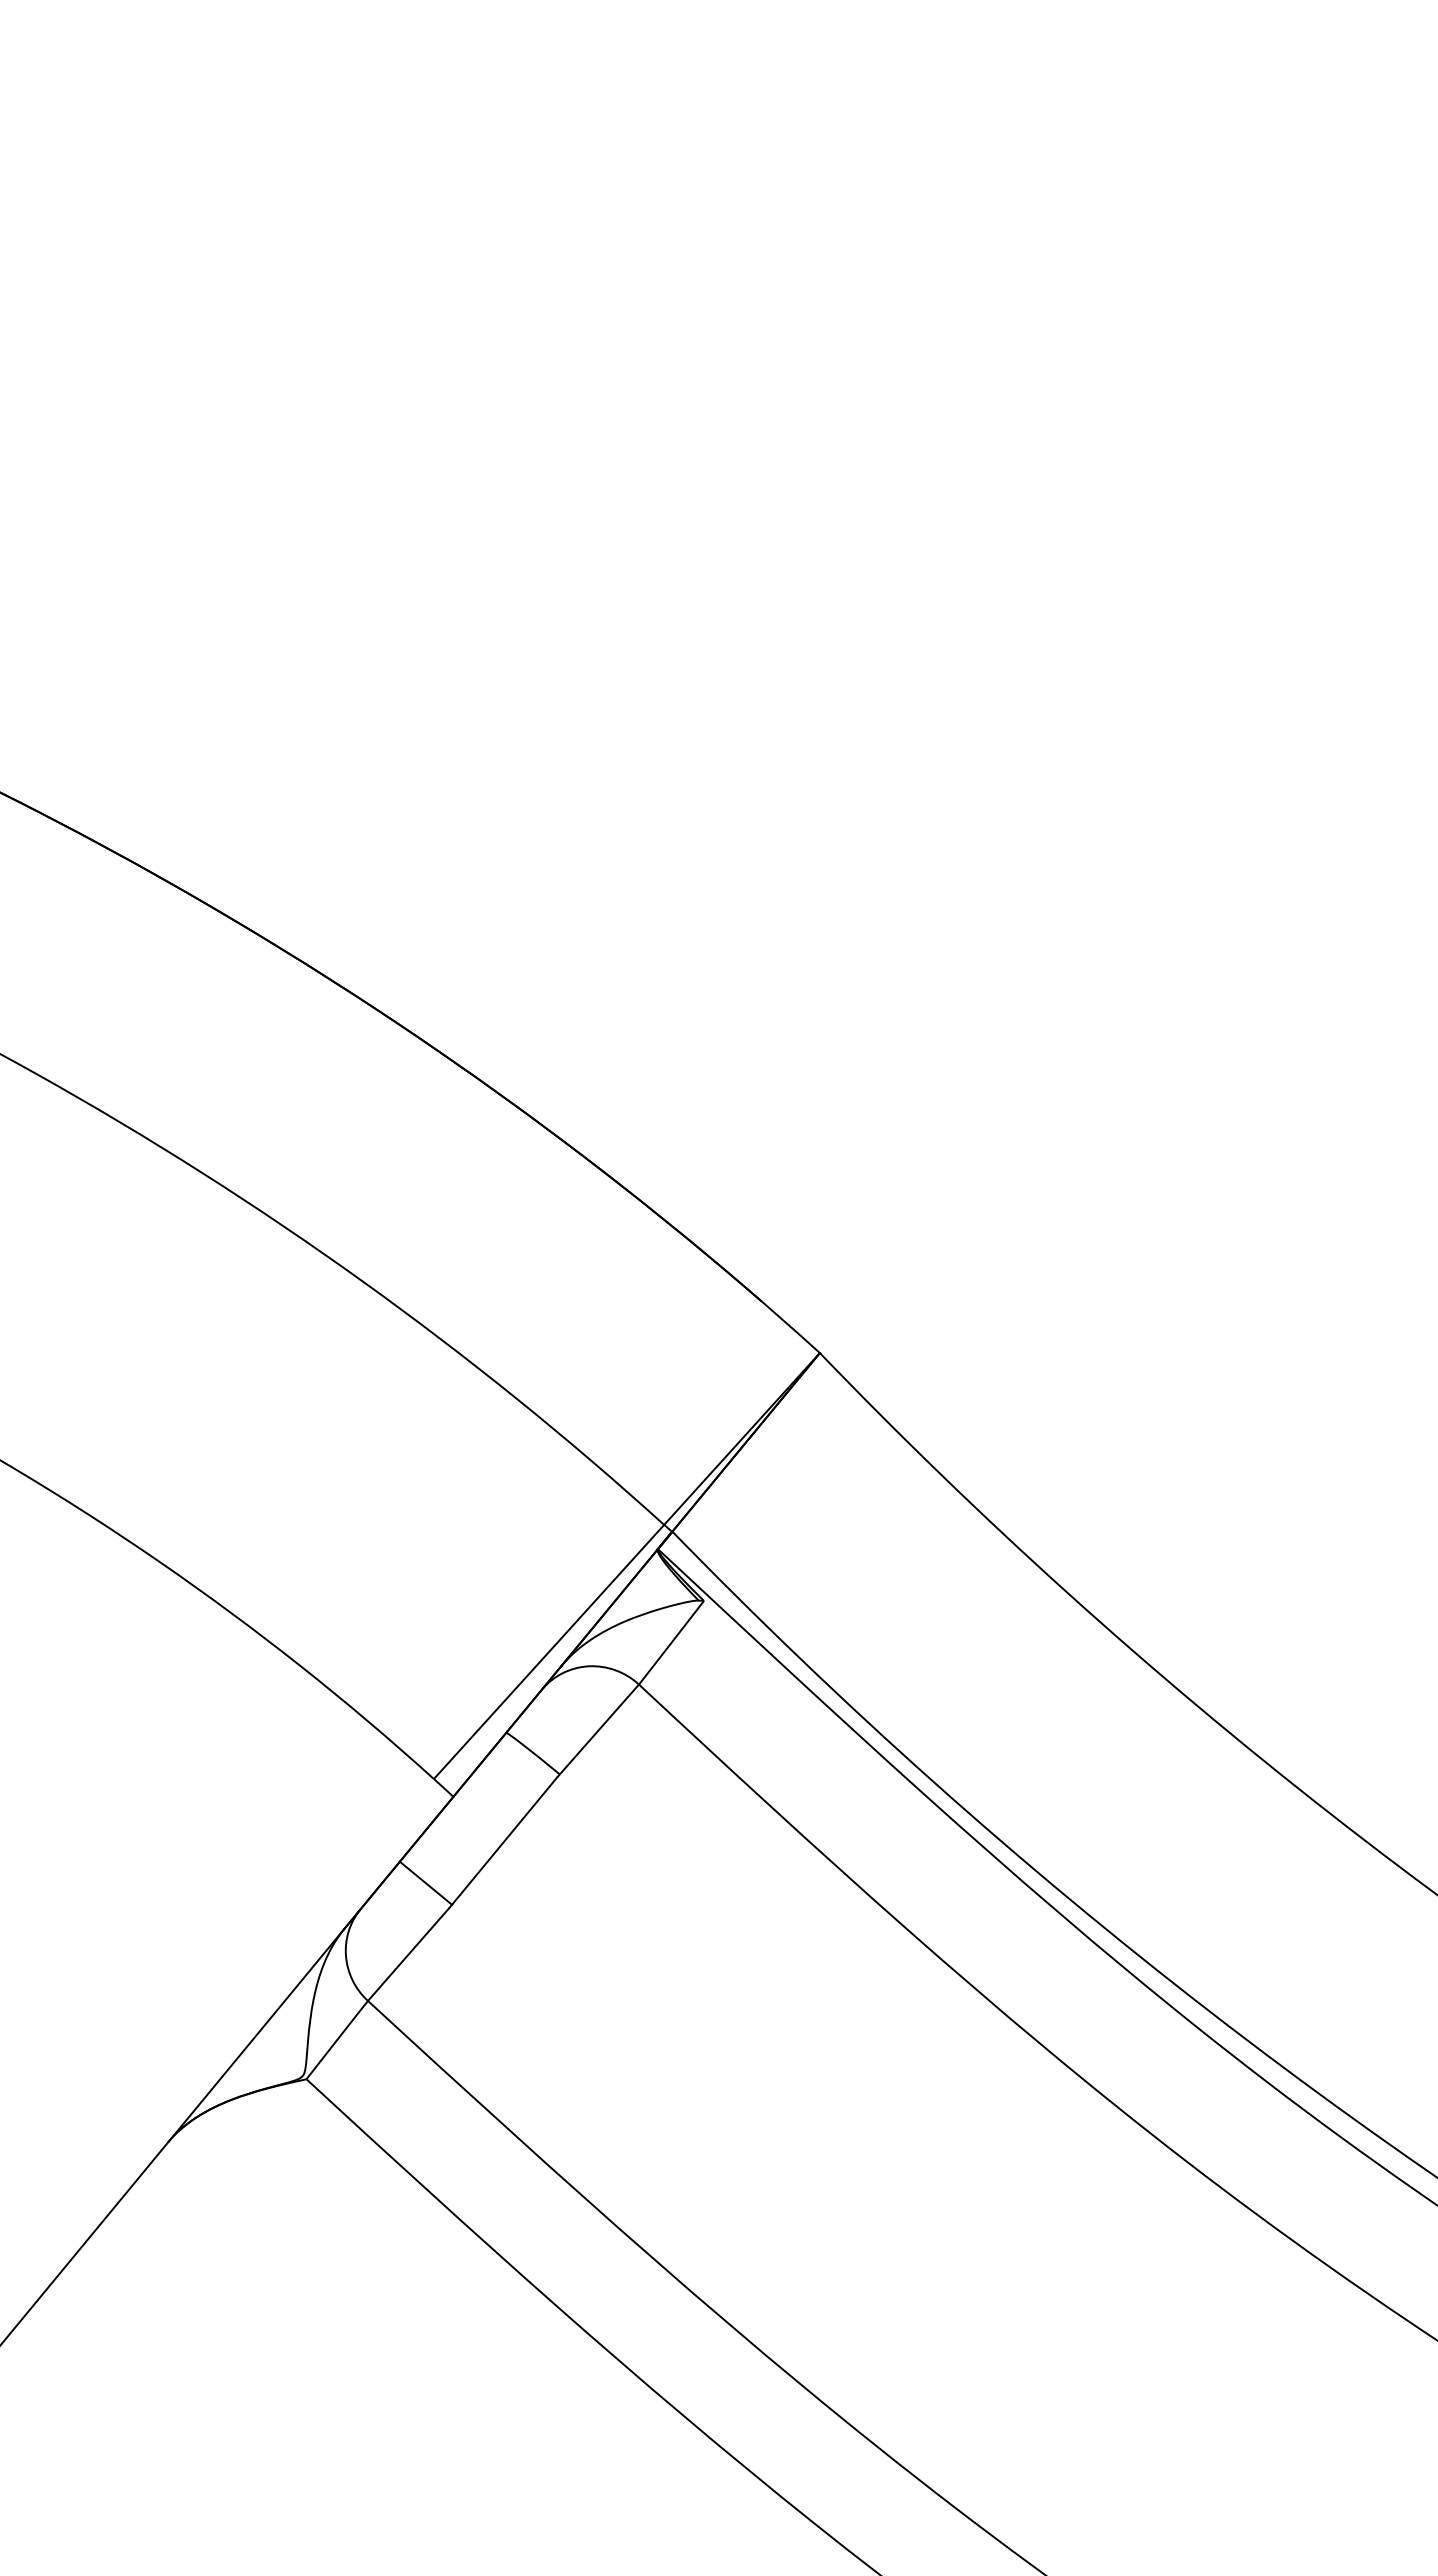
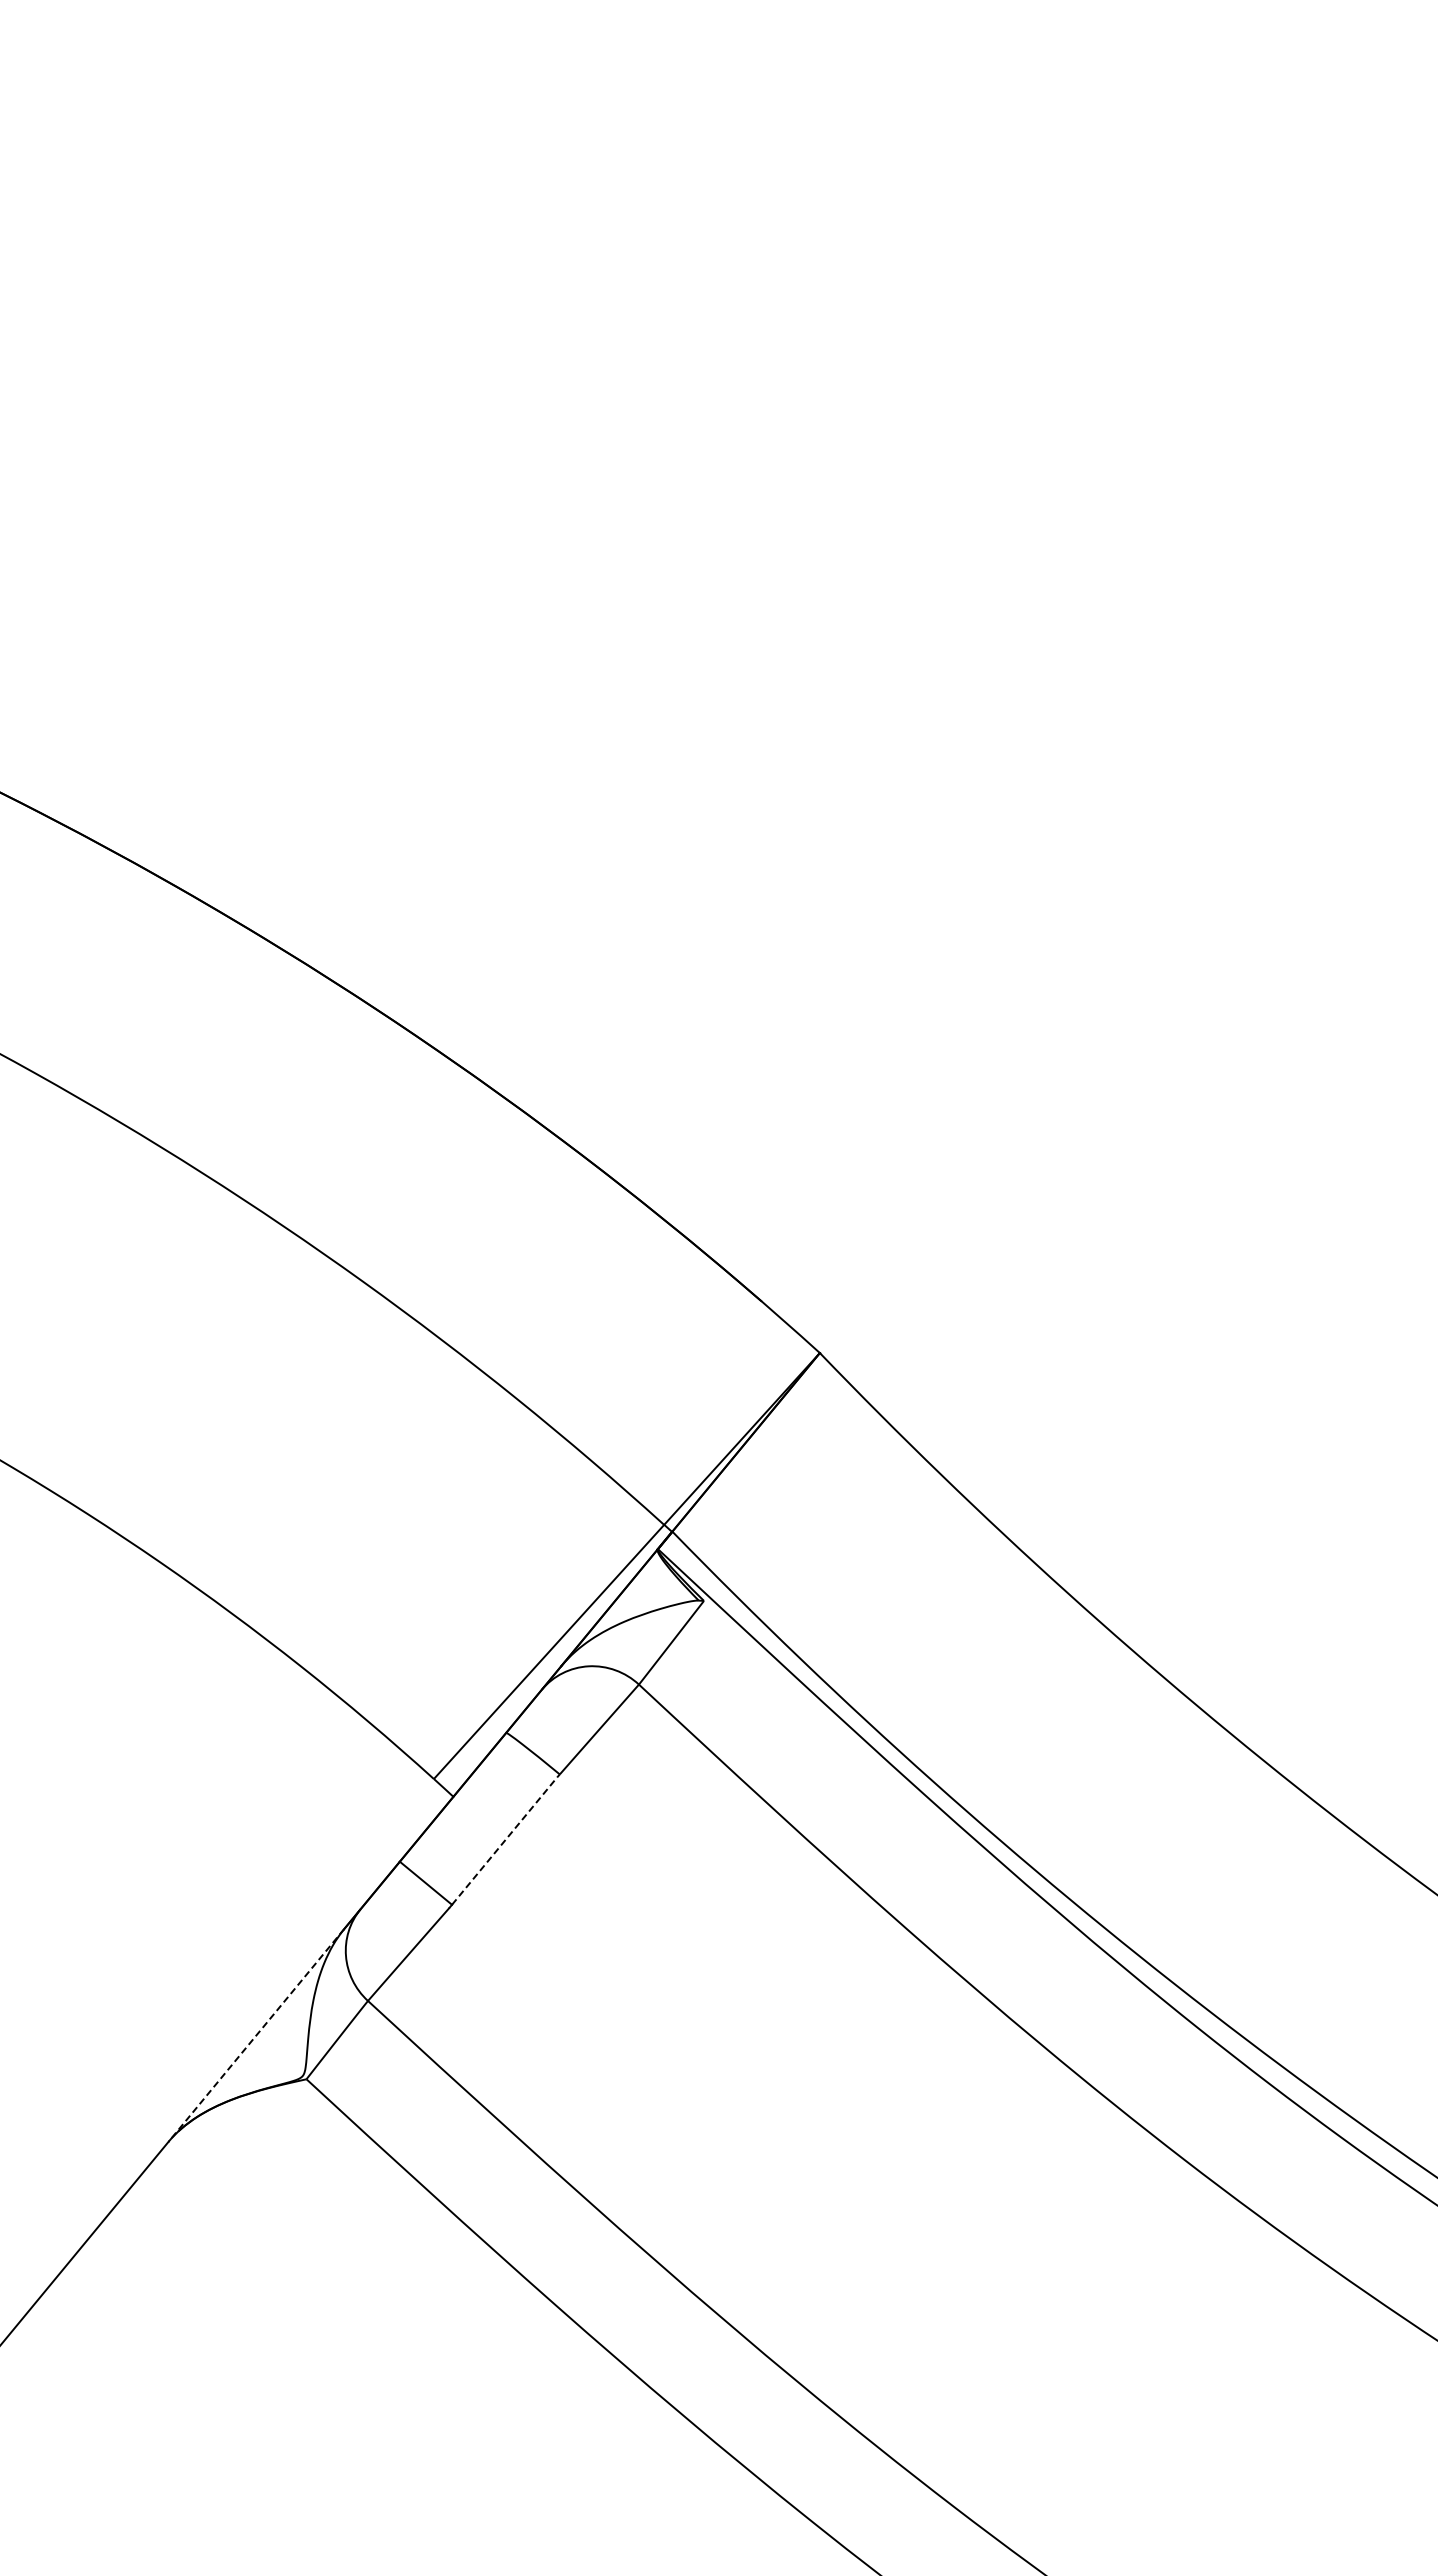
line: solid -> dashed (504, 1841)
line: solid -> dashed (256, 2035)
